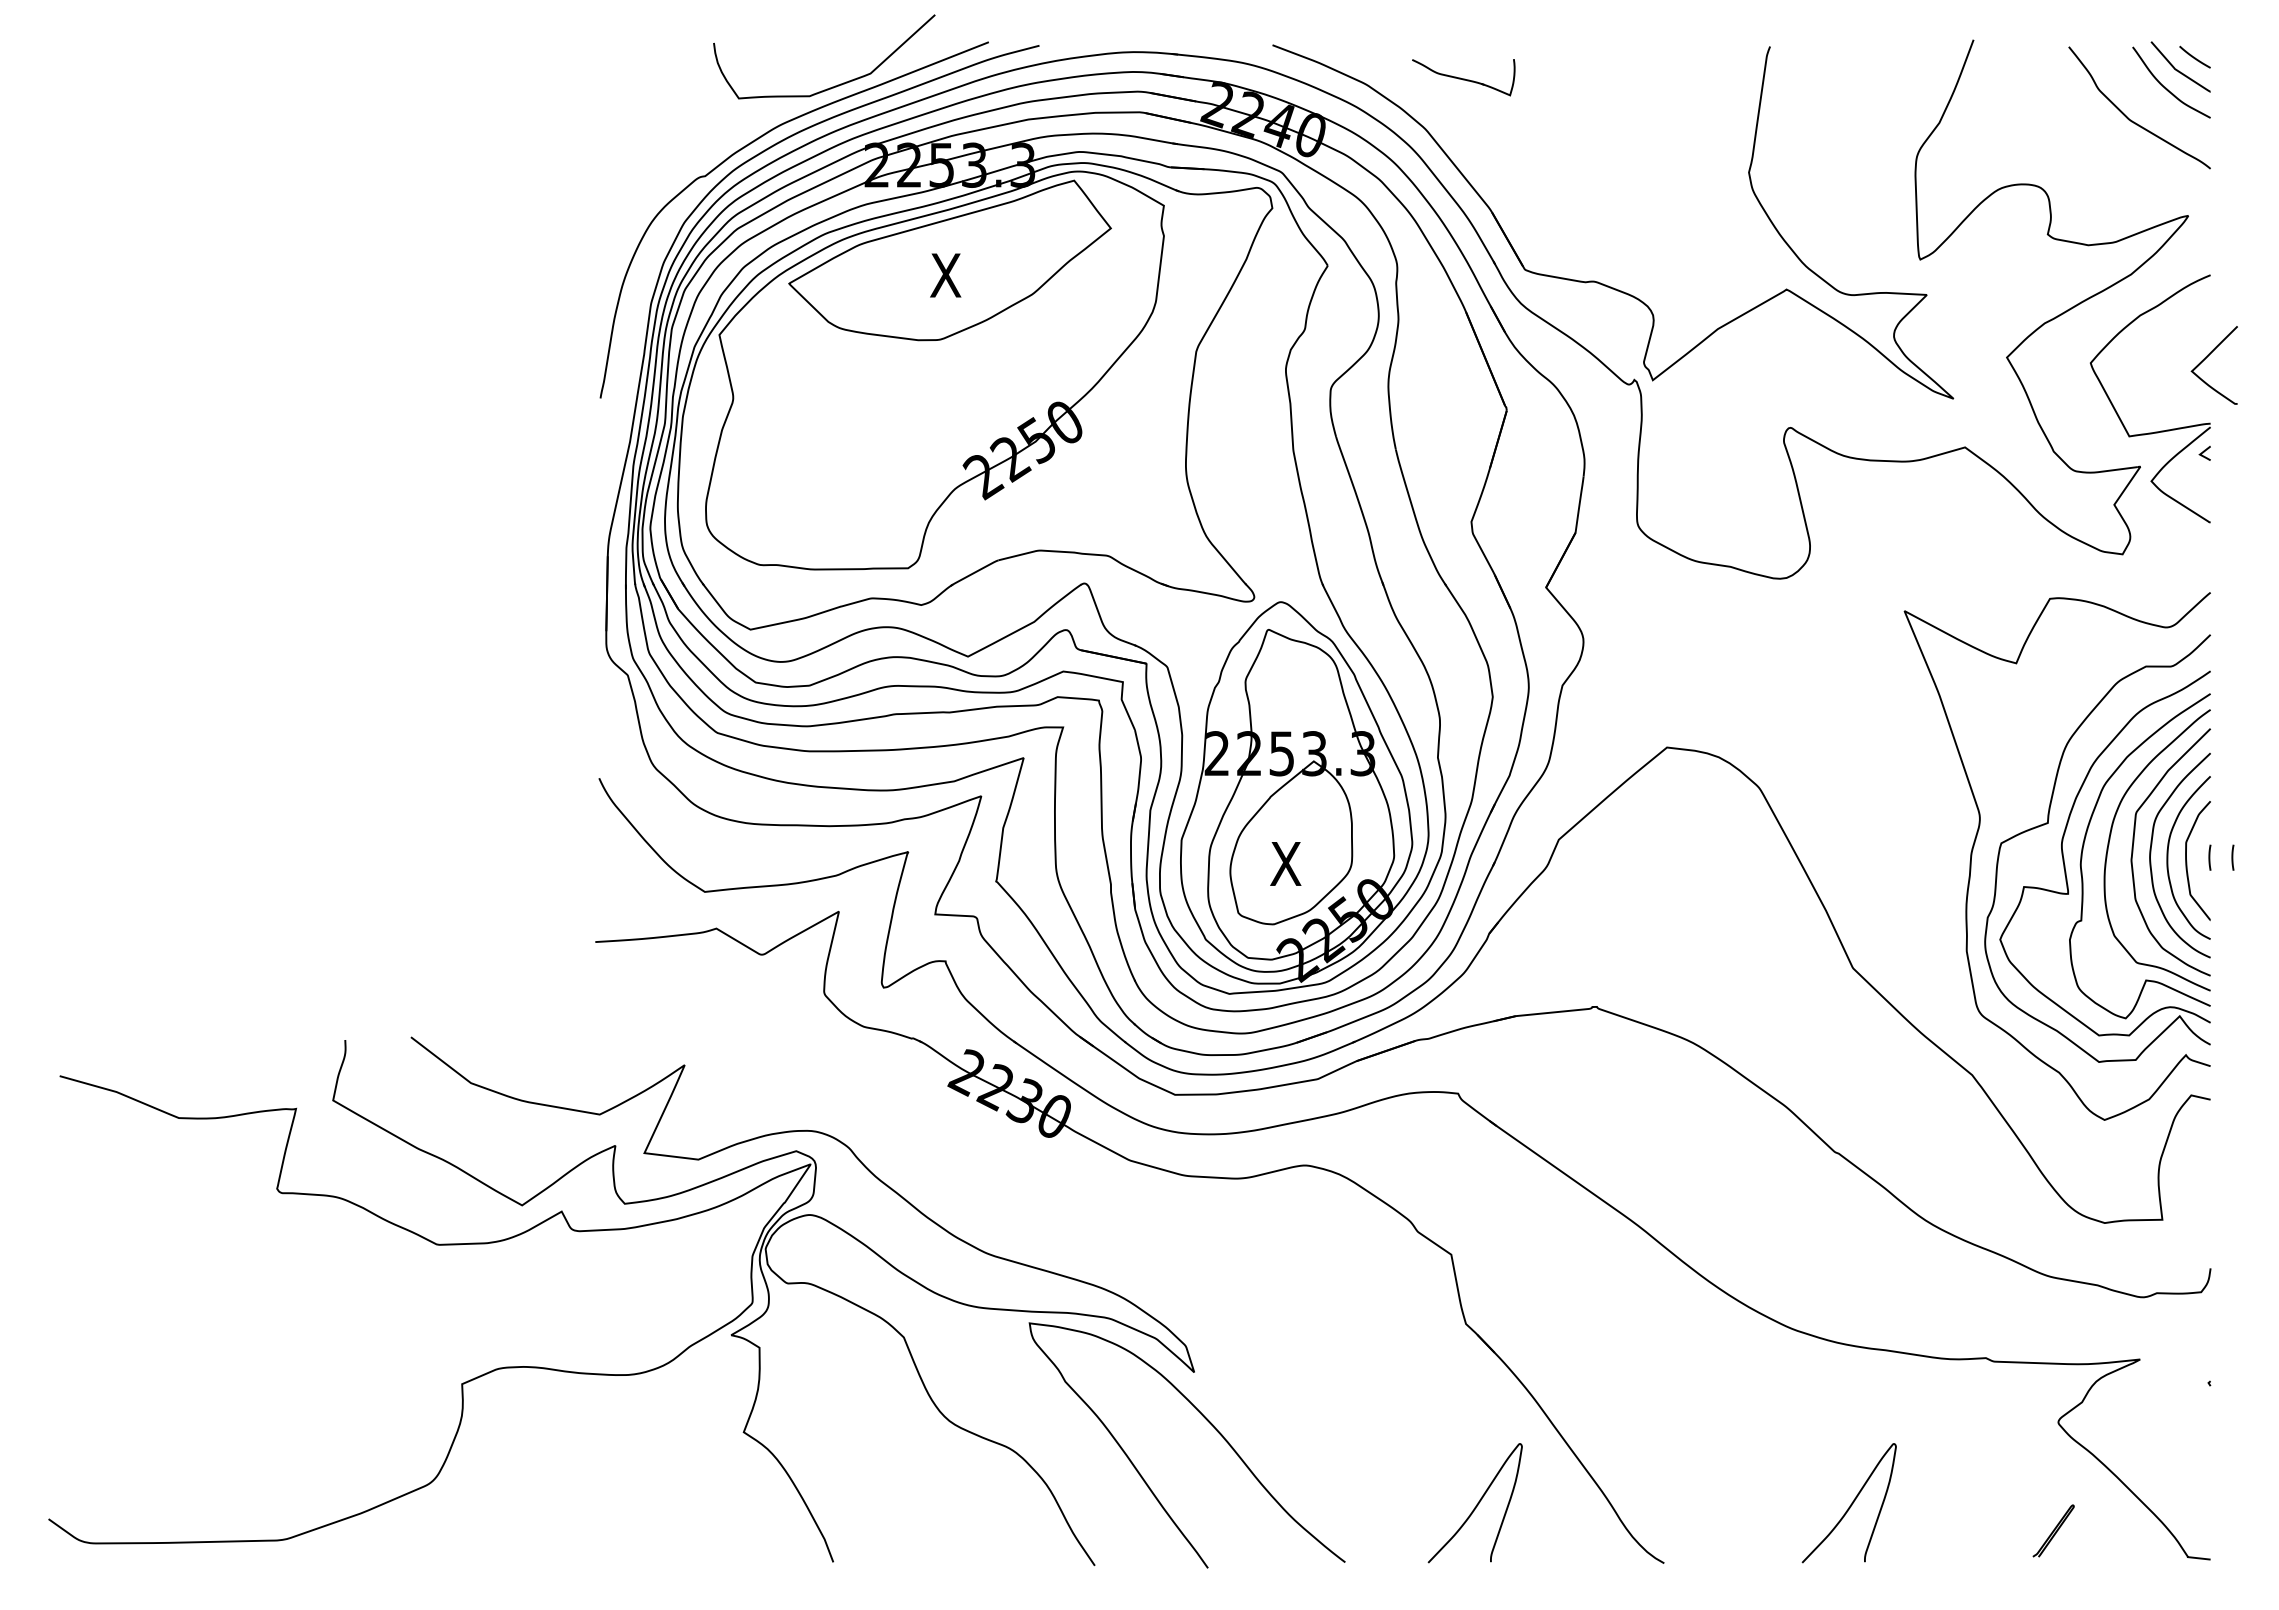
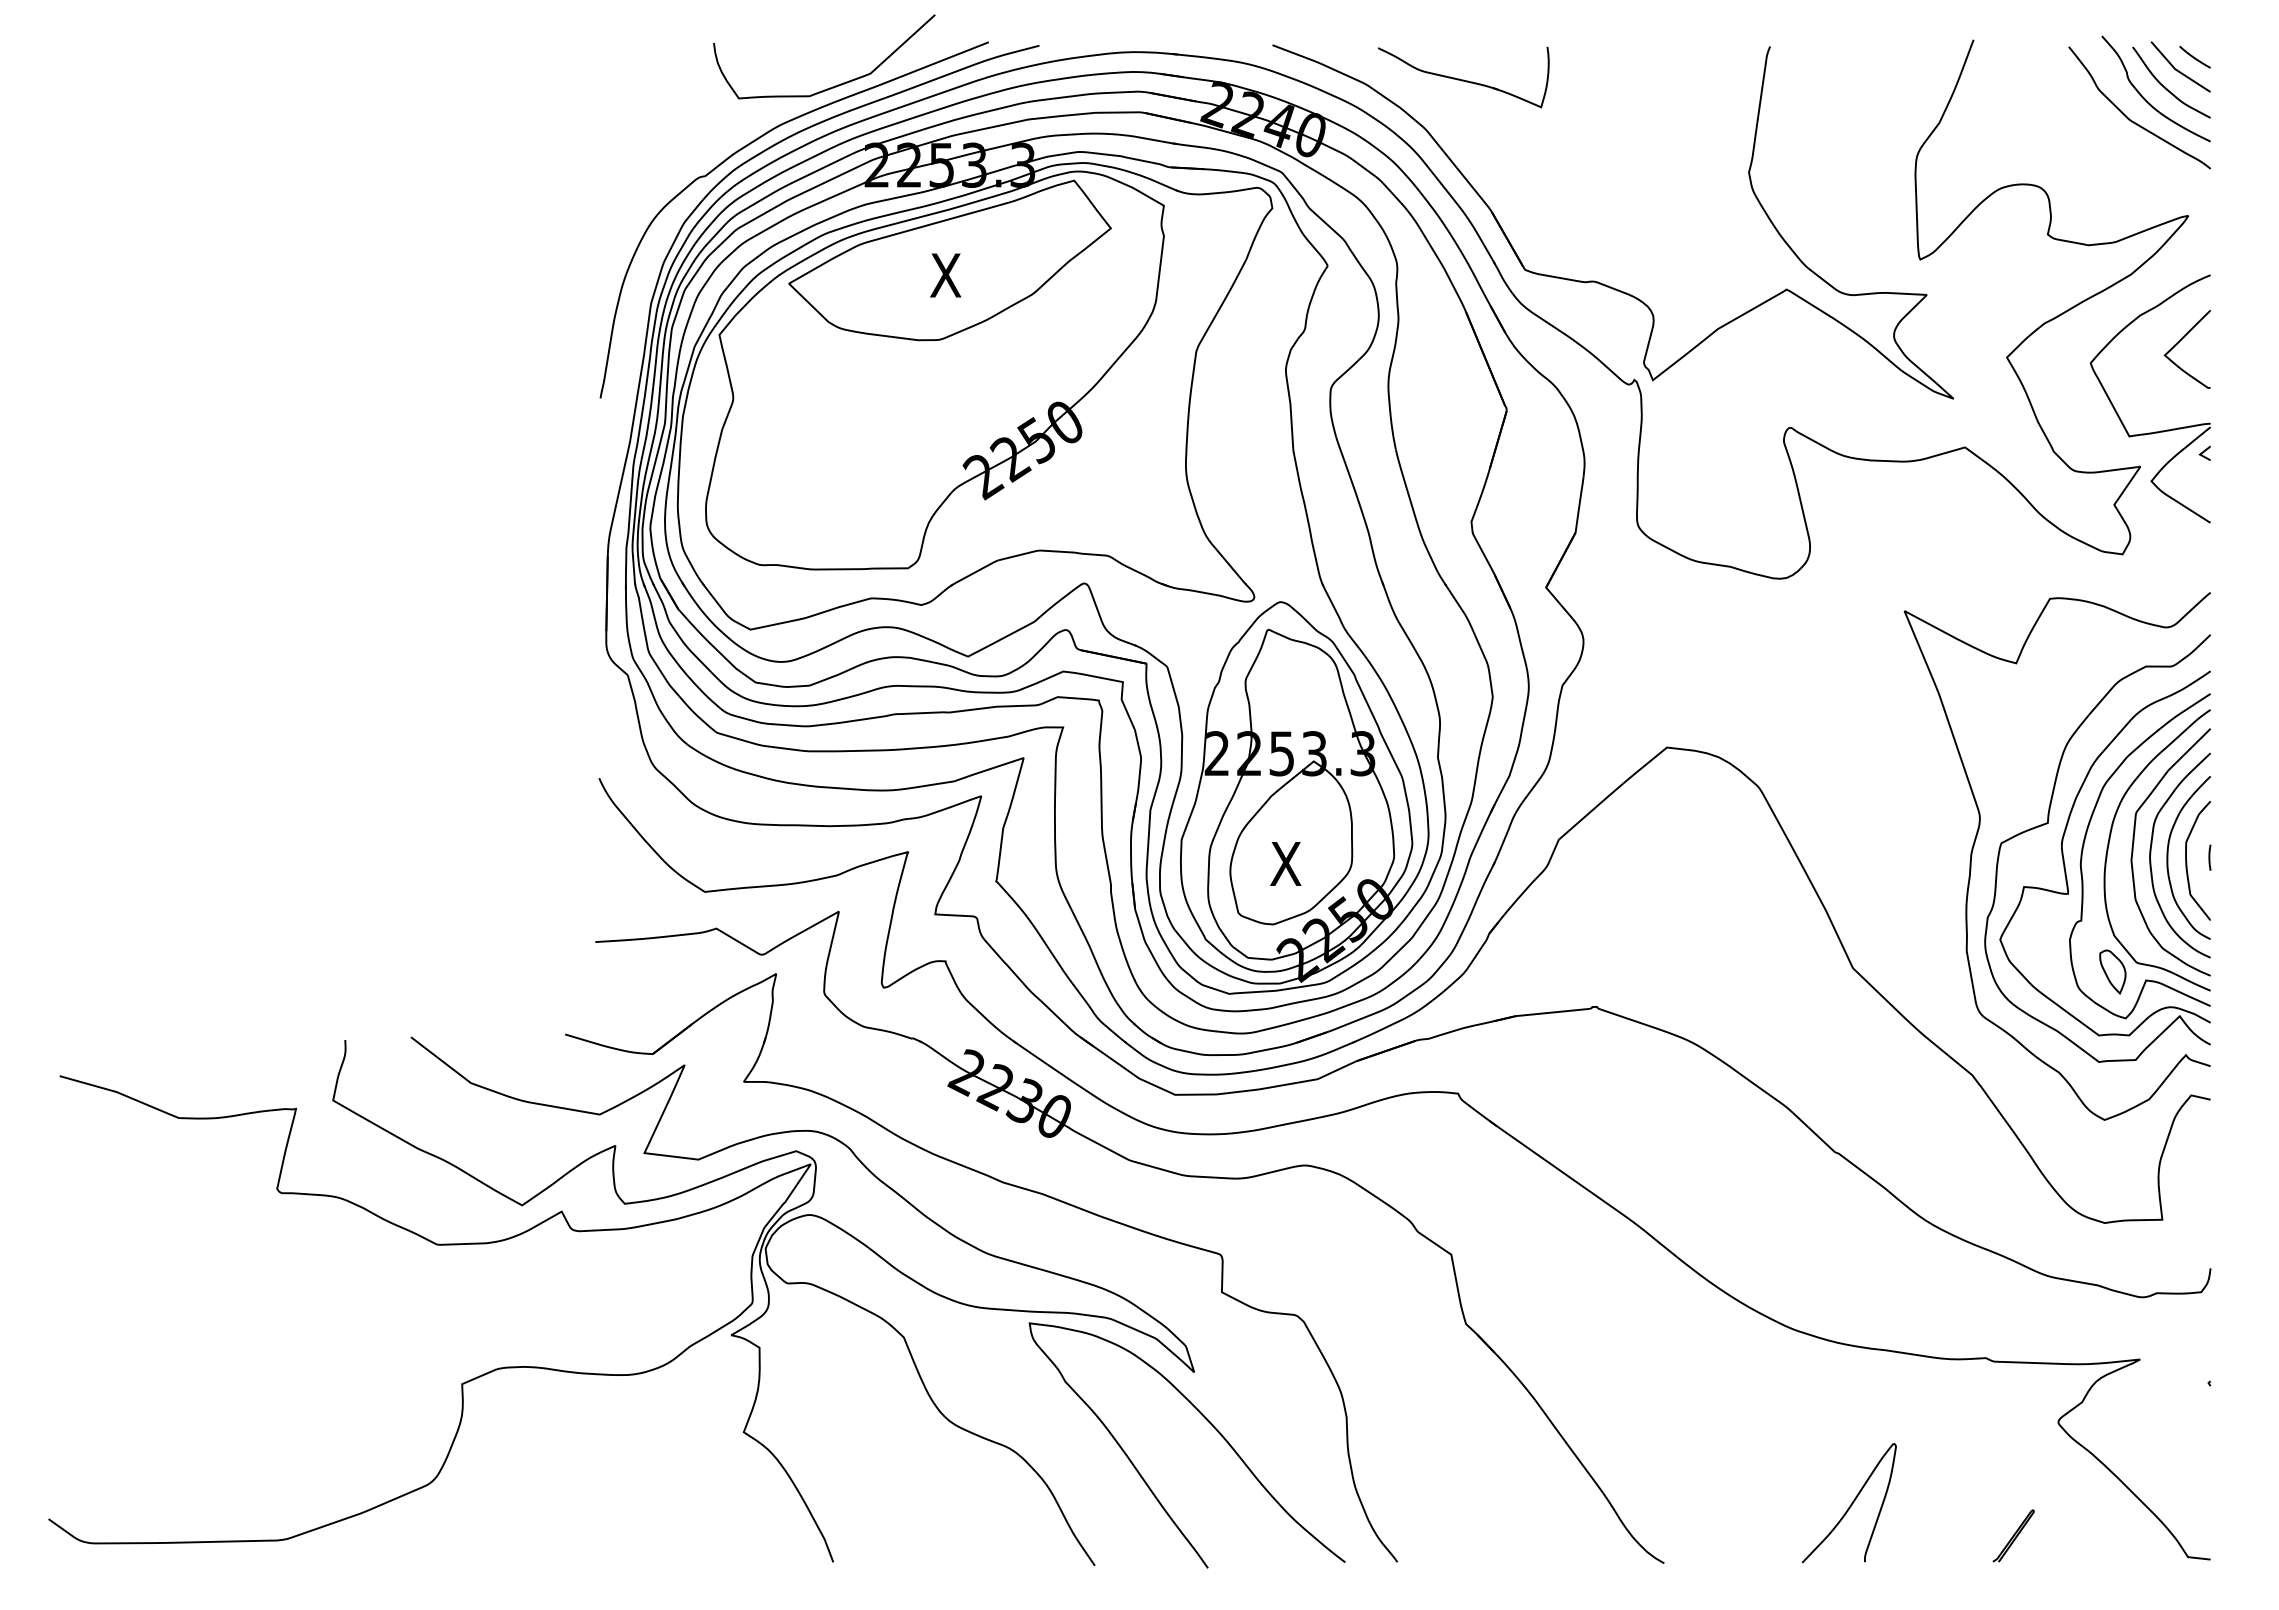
part size: 104x38 px -> 173x63 px (1463, 77)
curve: none -> present (2145, 98)
curve position: (2206, 358) -> (2179, 342) (2179, 342)
line: present -> none (2232, 857)
part: none -> present (2112, 971)
part: none -> present (1005, 1184)
curve: present -> none (1476, 1504)
curve position: (2053, 1530) -> (2013, 1535) (2013, 1535)
